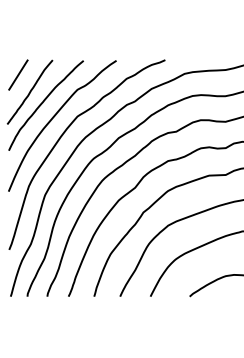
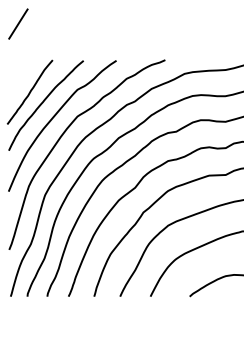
line position: (18, 74) -> (18, 23) (18, 23)
